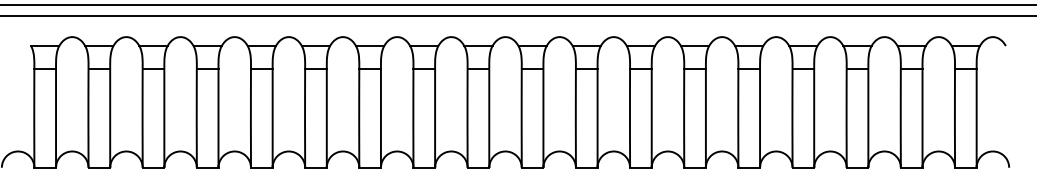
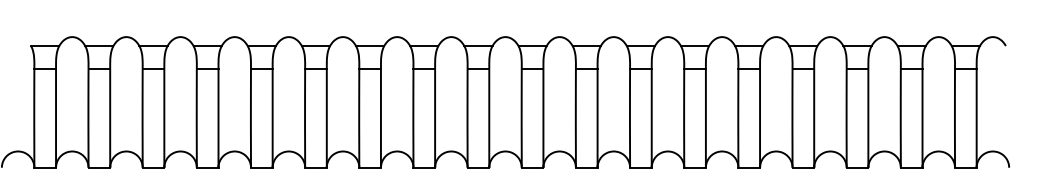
line: present -> none (517, 5)
line: present -> none (517, 16)
